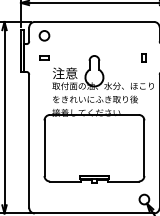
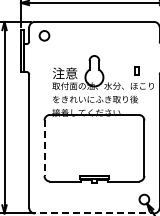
part: present -> none (44, 57)
part position: (143, 57) -> (136, 70) (136, 70)
line: solid -> dashed (44, 148)
line: solid -> dashed (92, 213)
